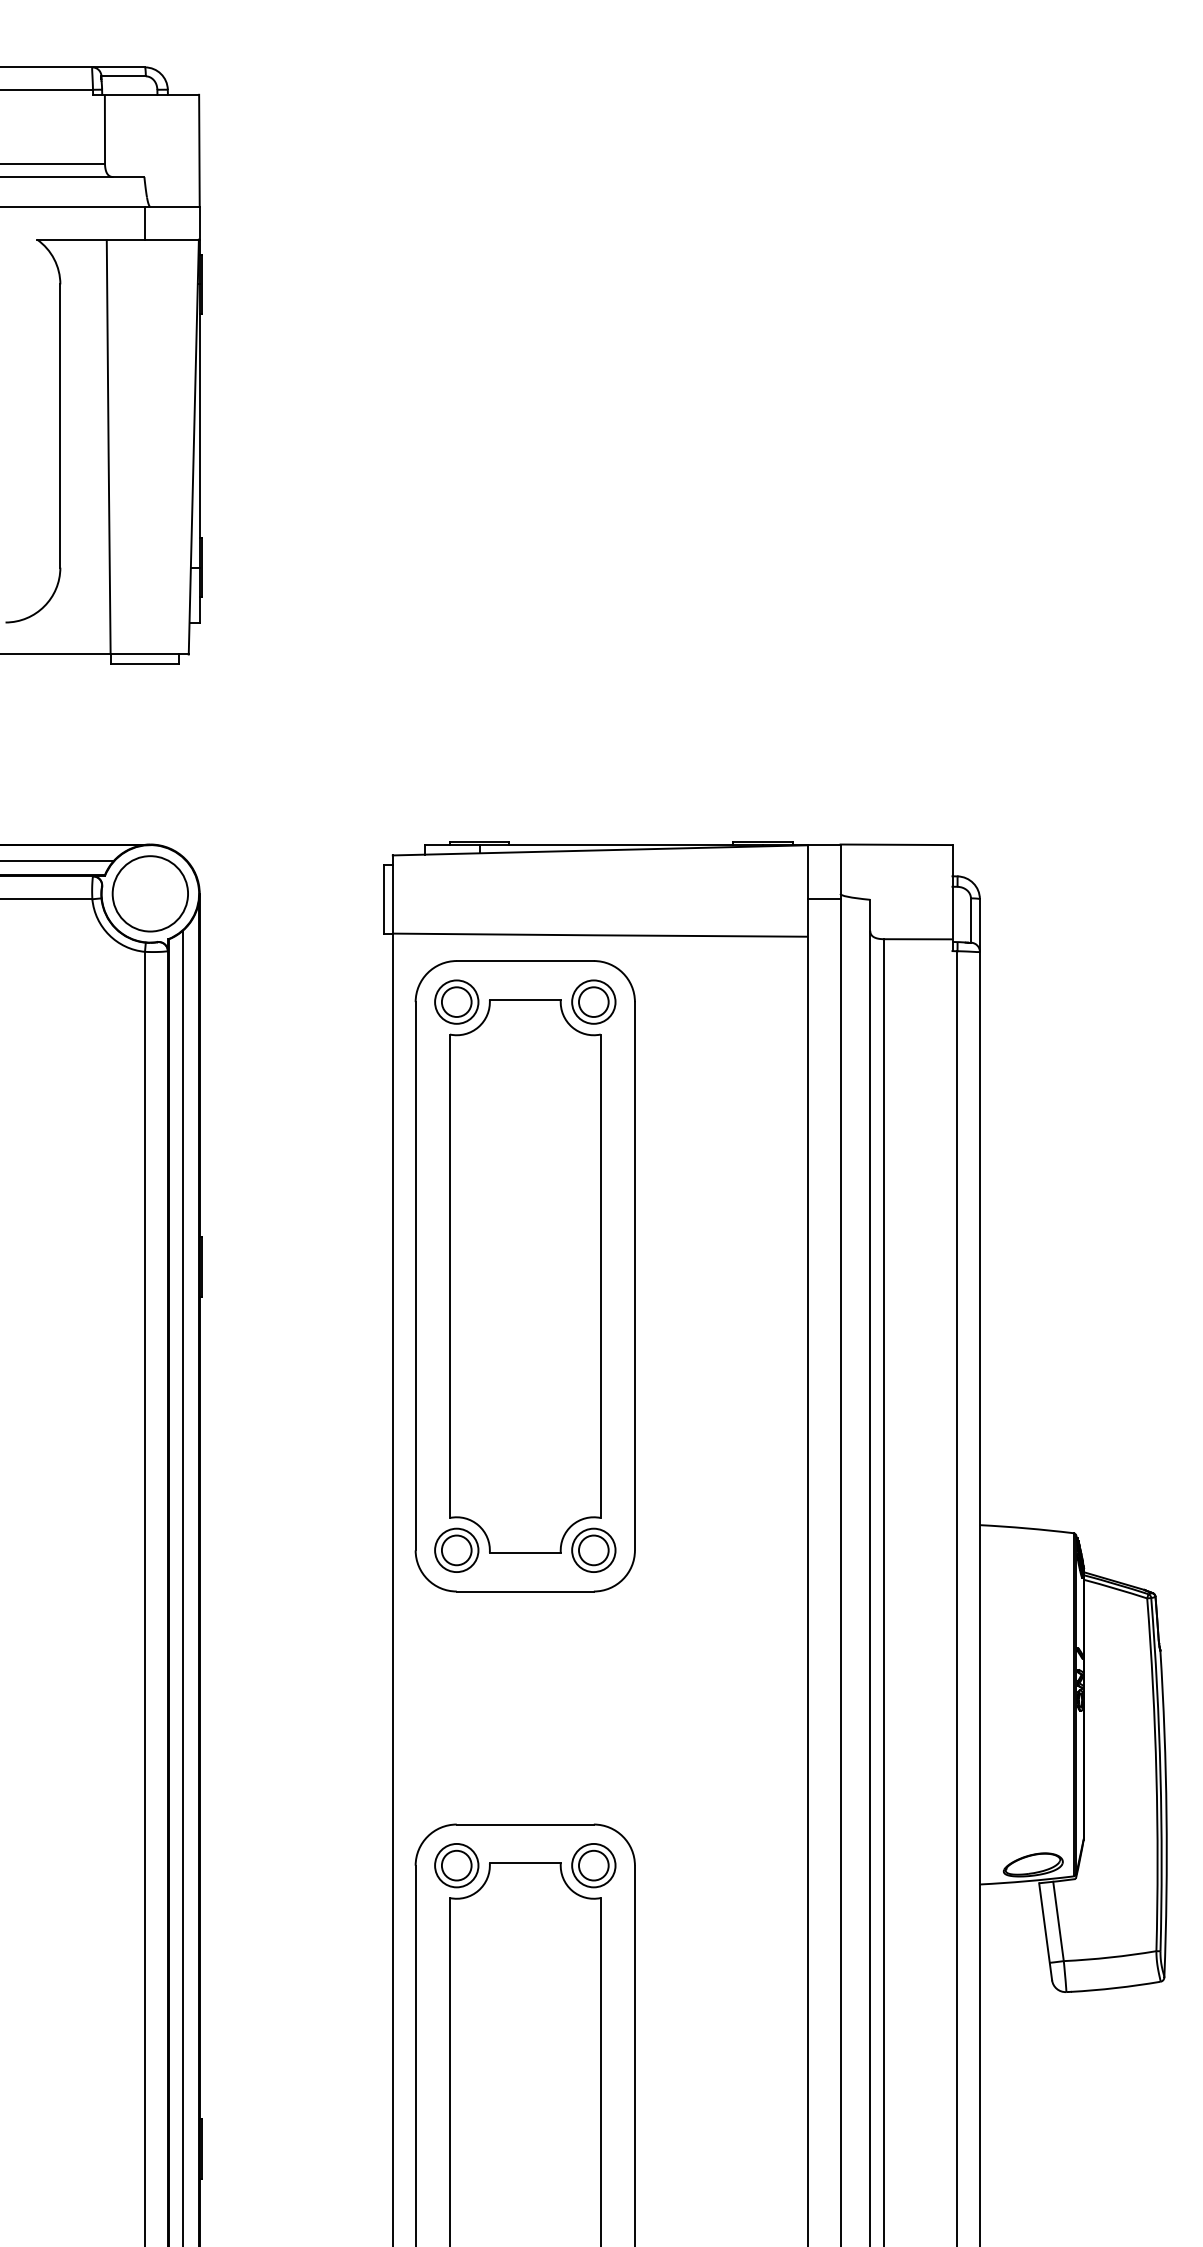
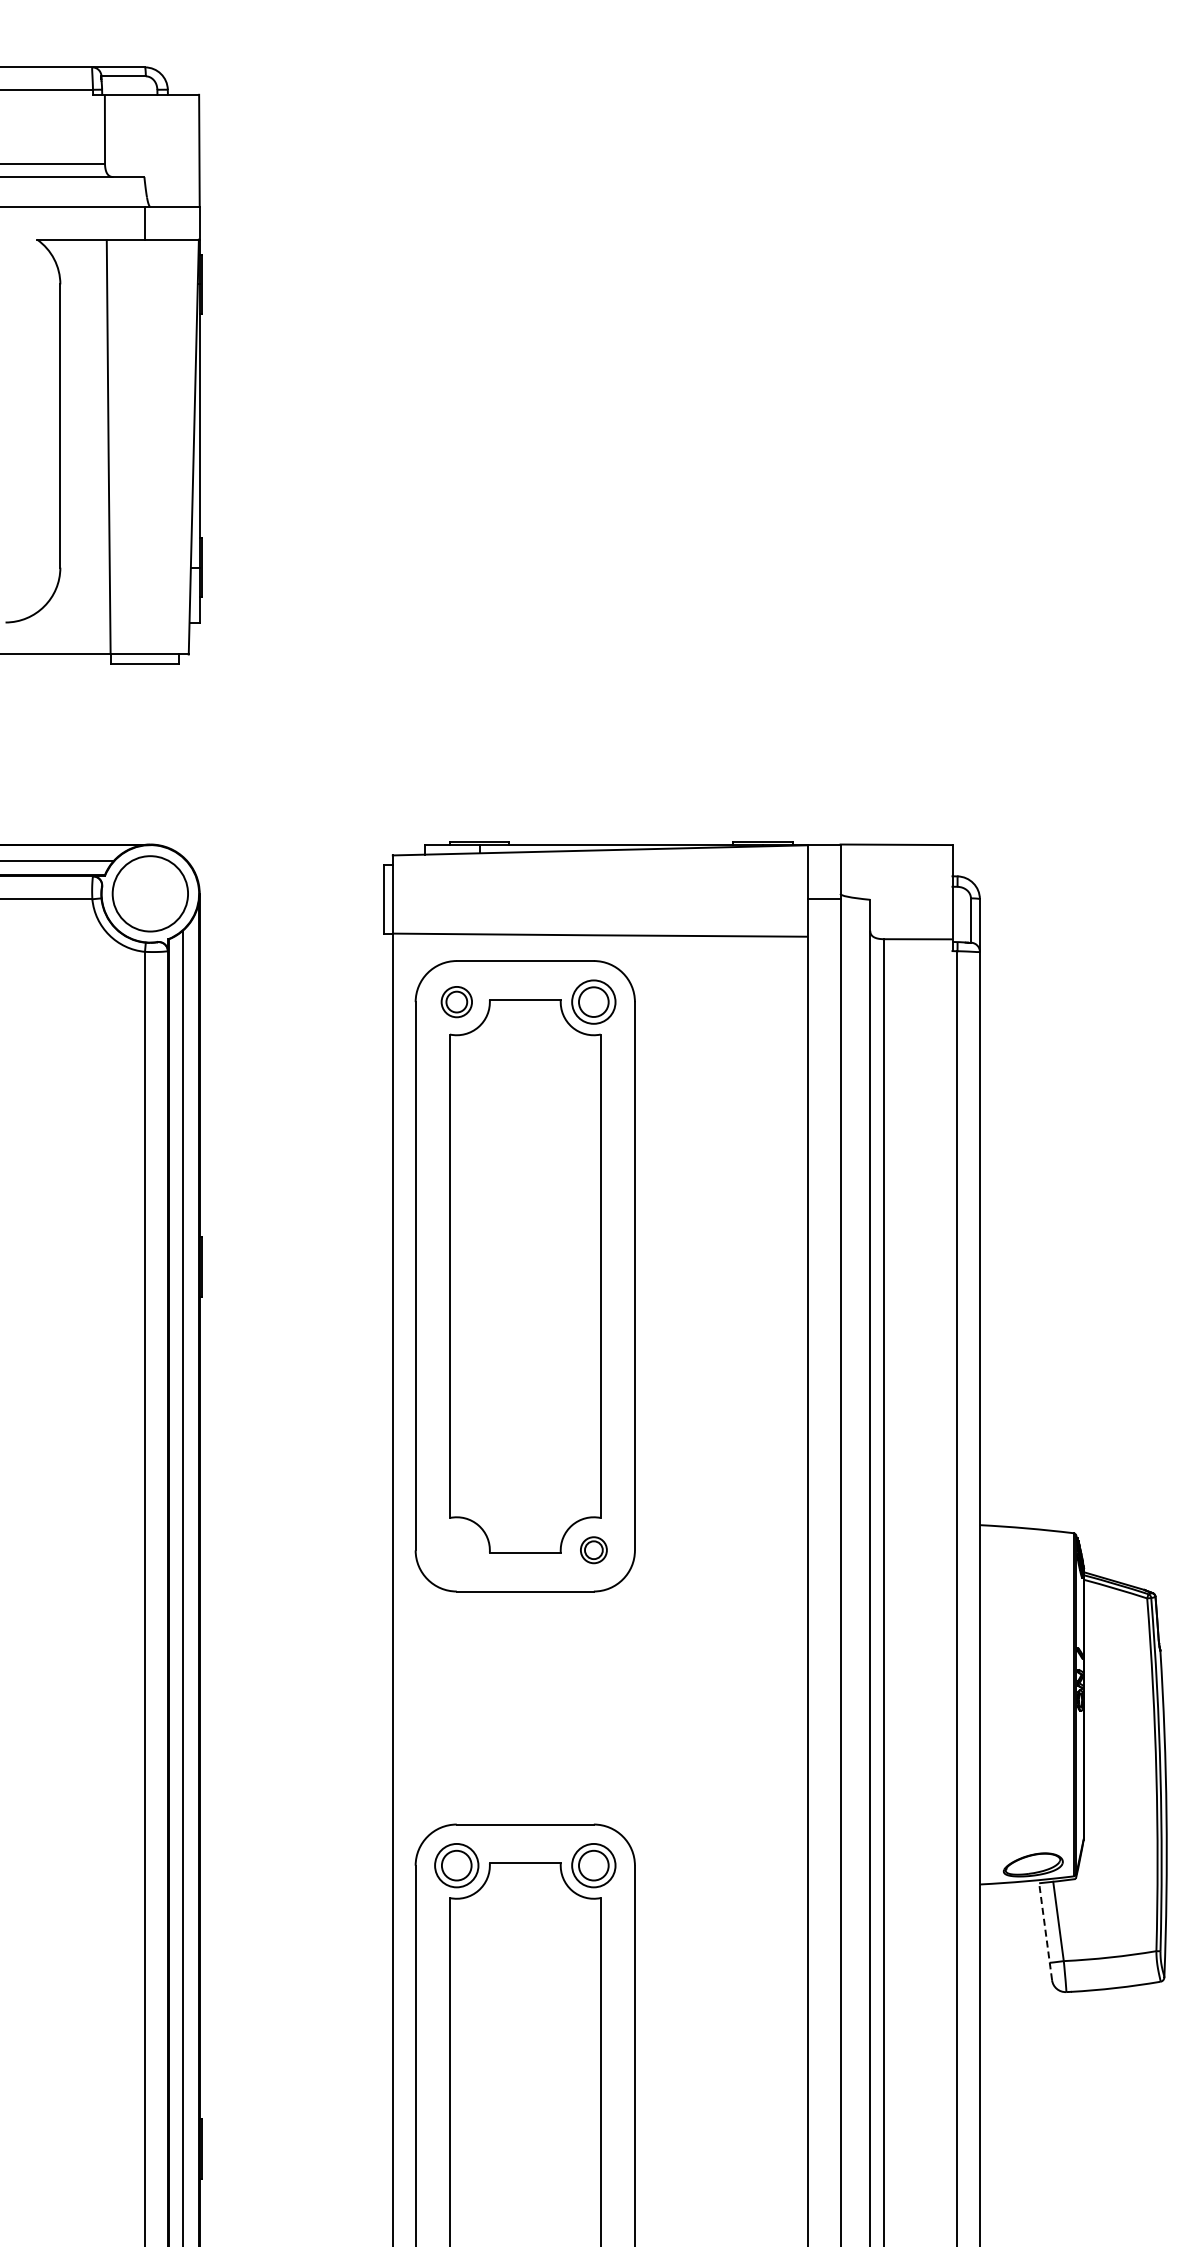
part size: 46x46 px -> 33x33 px (456, 1002)
part: present -> none (456, 1549)
part size: 46x46 px -> 28x29 px (593, 1550)
line: solid -> dashed (1045, 1931)
